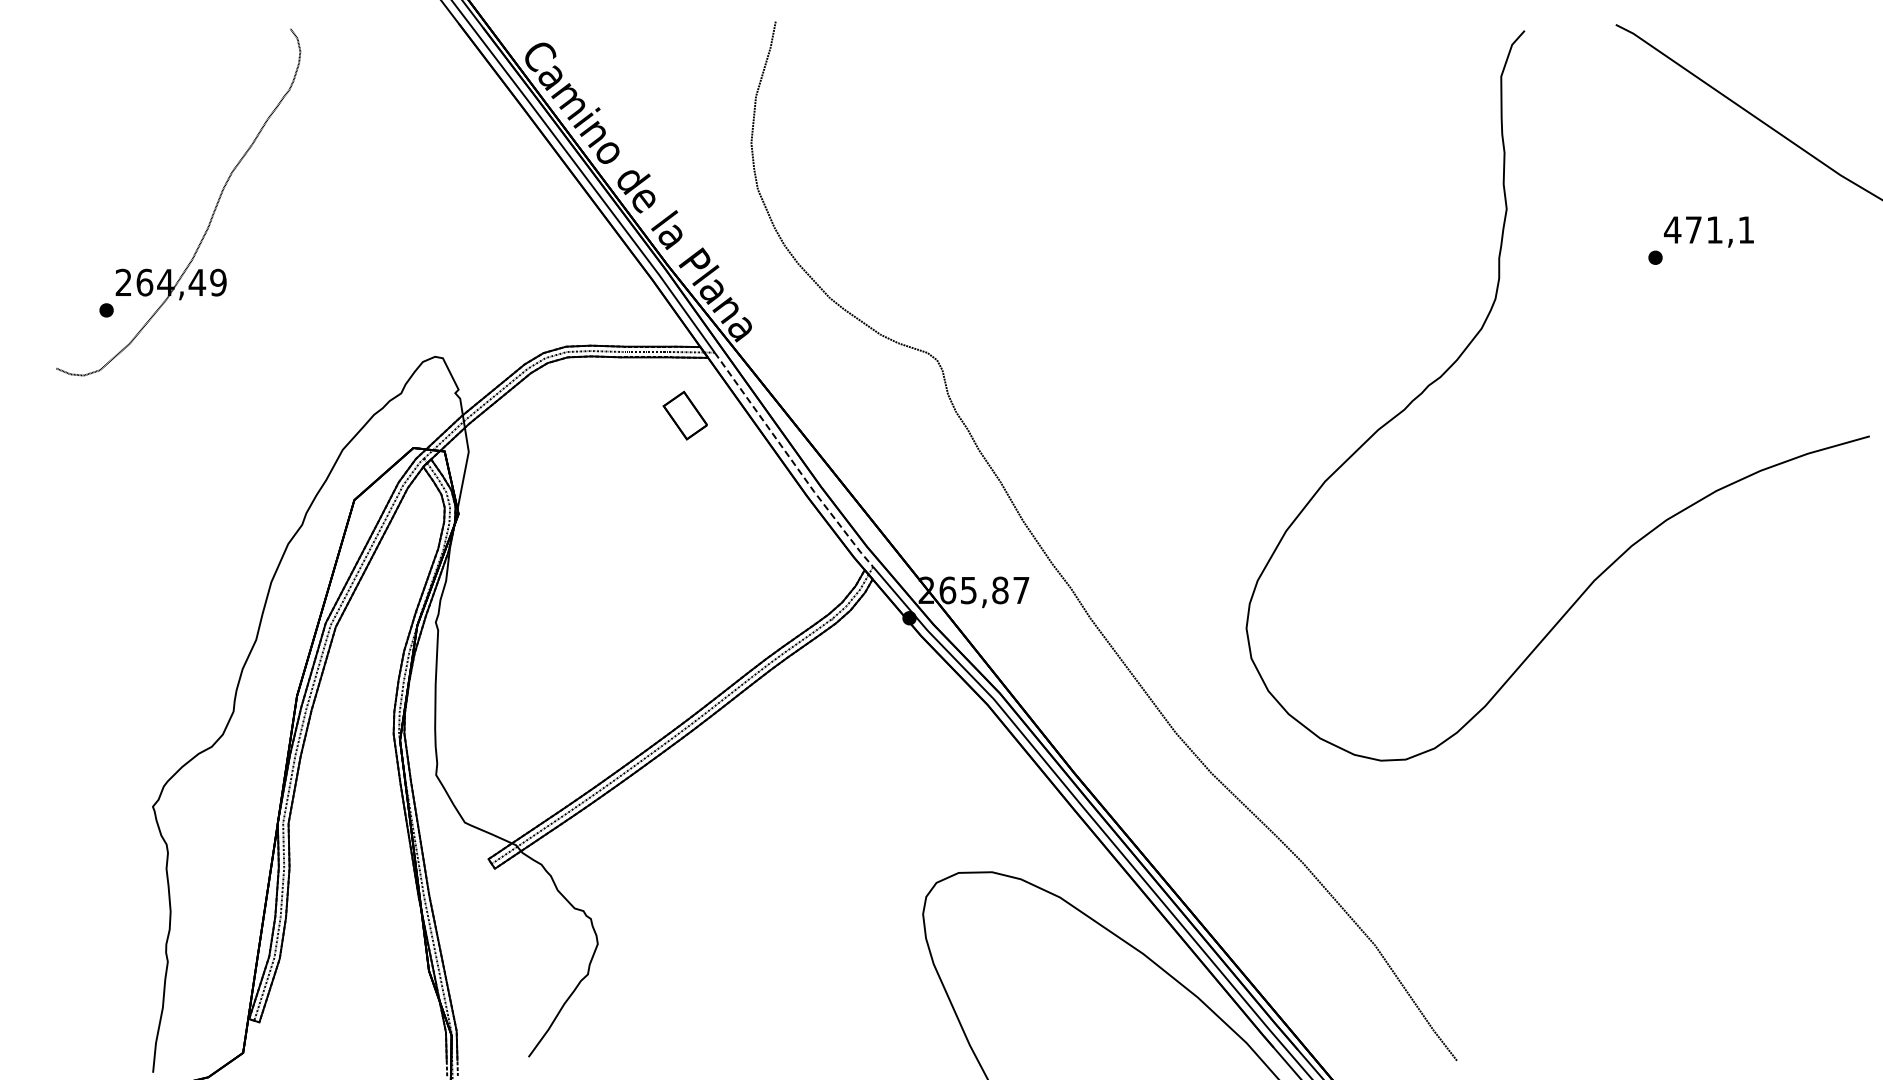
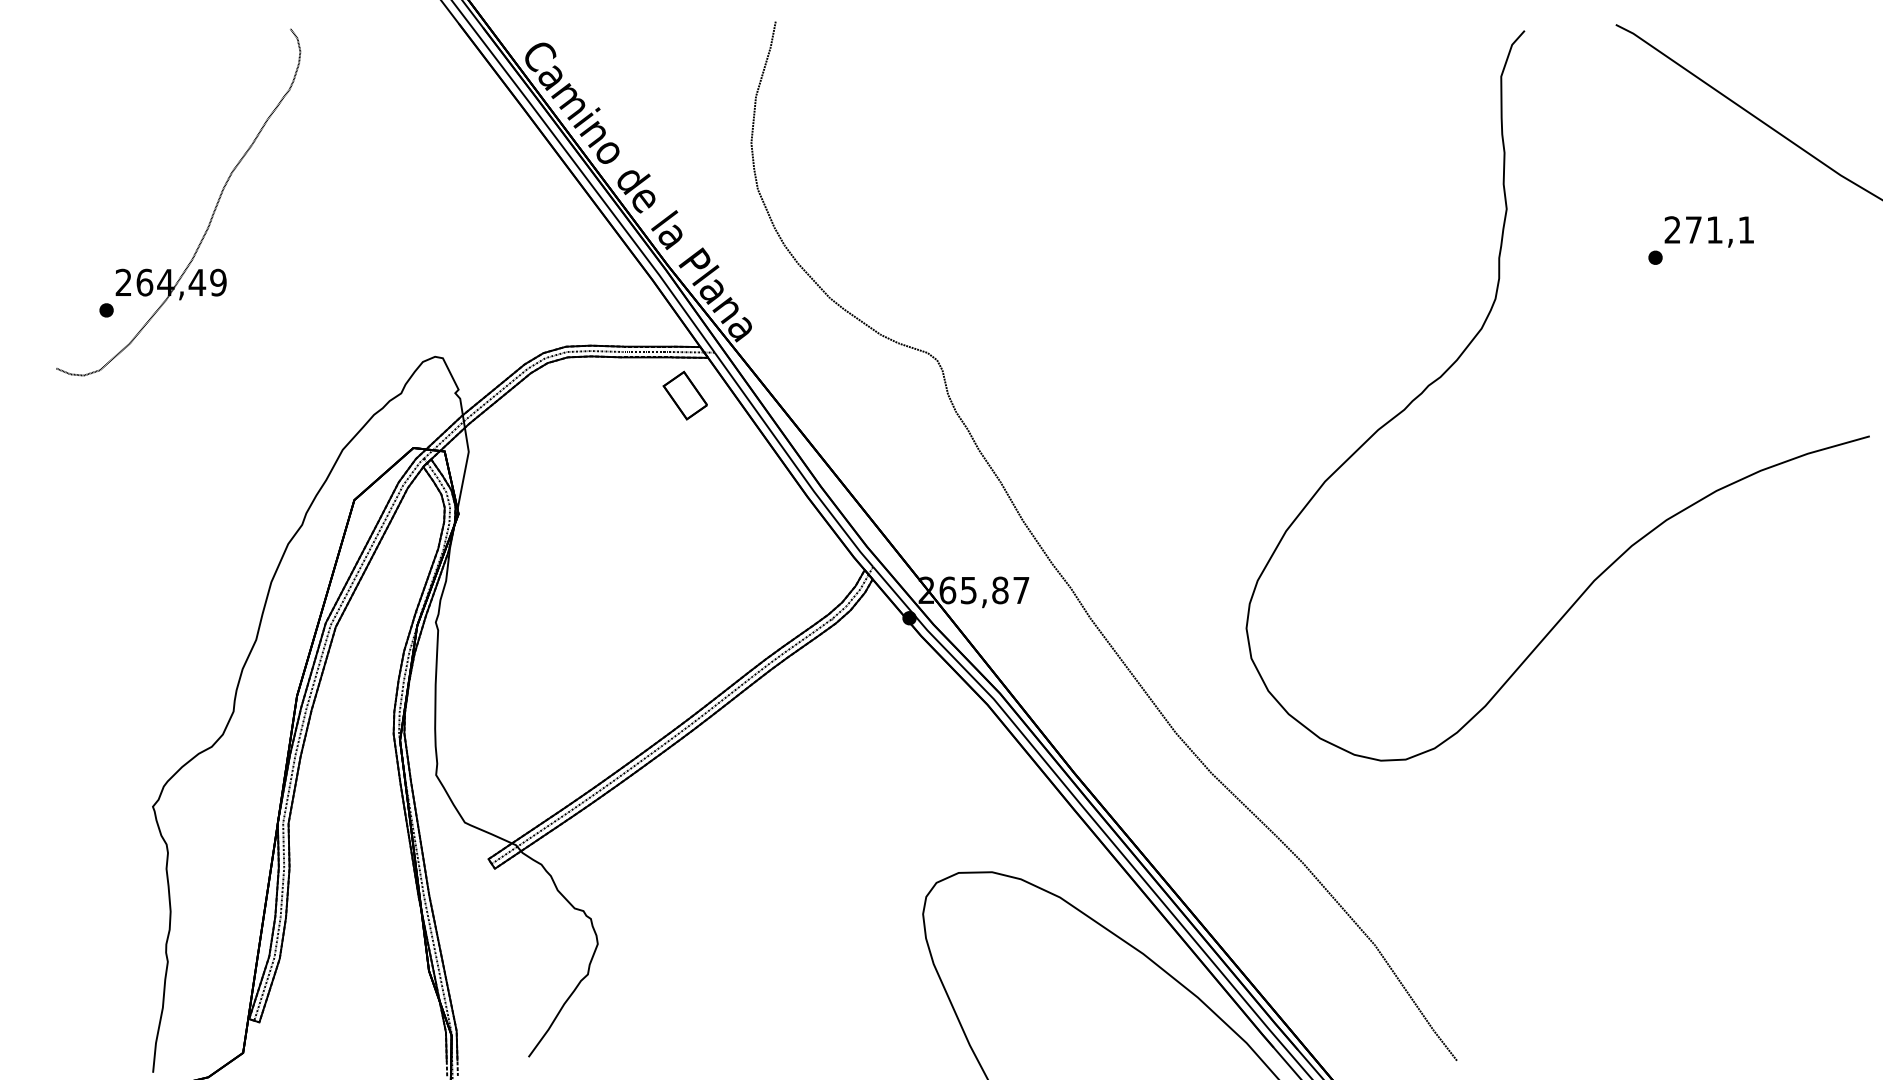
text: 471,1 -> 271,1 (1672, 229)
part position: (684, 415) -> (684, 395) (684, 395)
line: dashed -> solid (792, 461)
